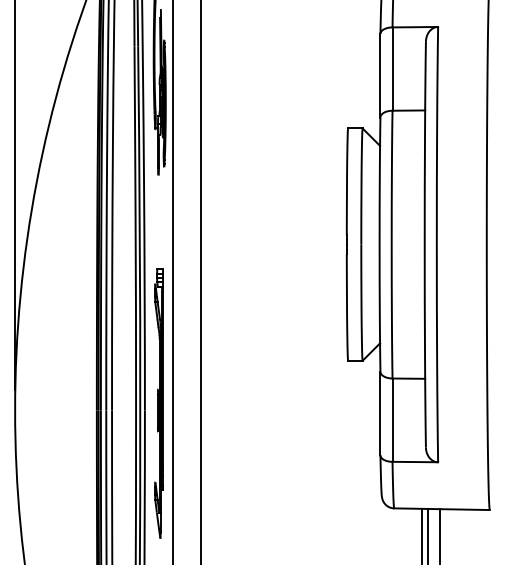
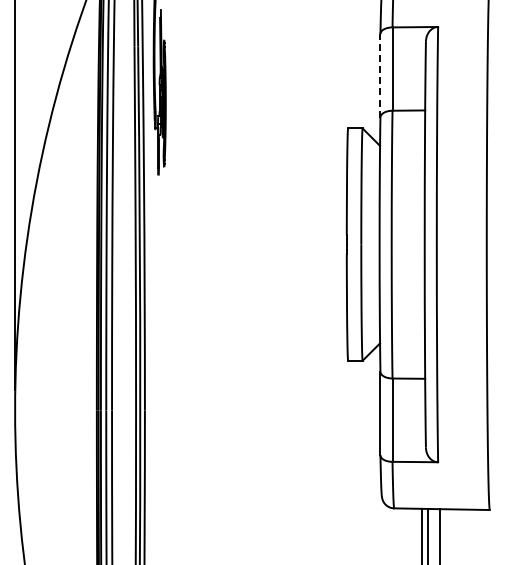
line: solid -> dashed (380, 75)
line: present -> none (173, 281)
line: present -> none (201, 281)
part: present -> none (158, 403)
